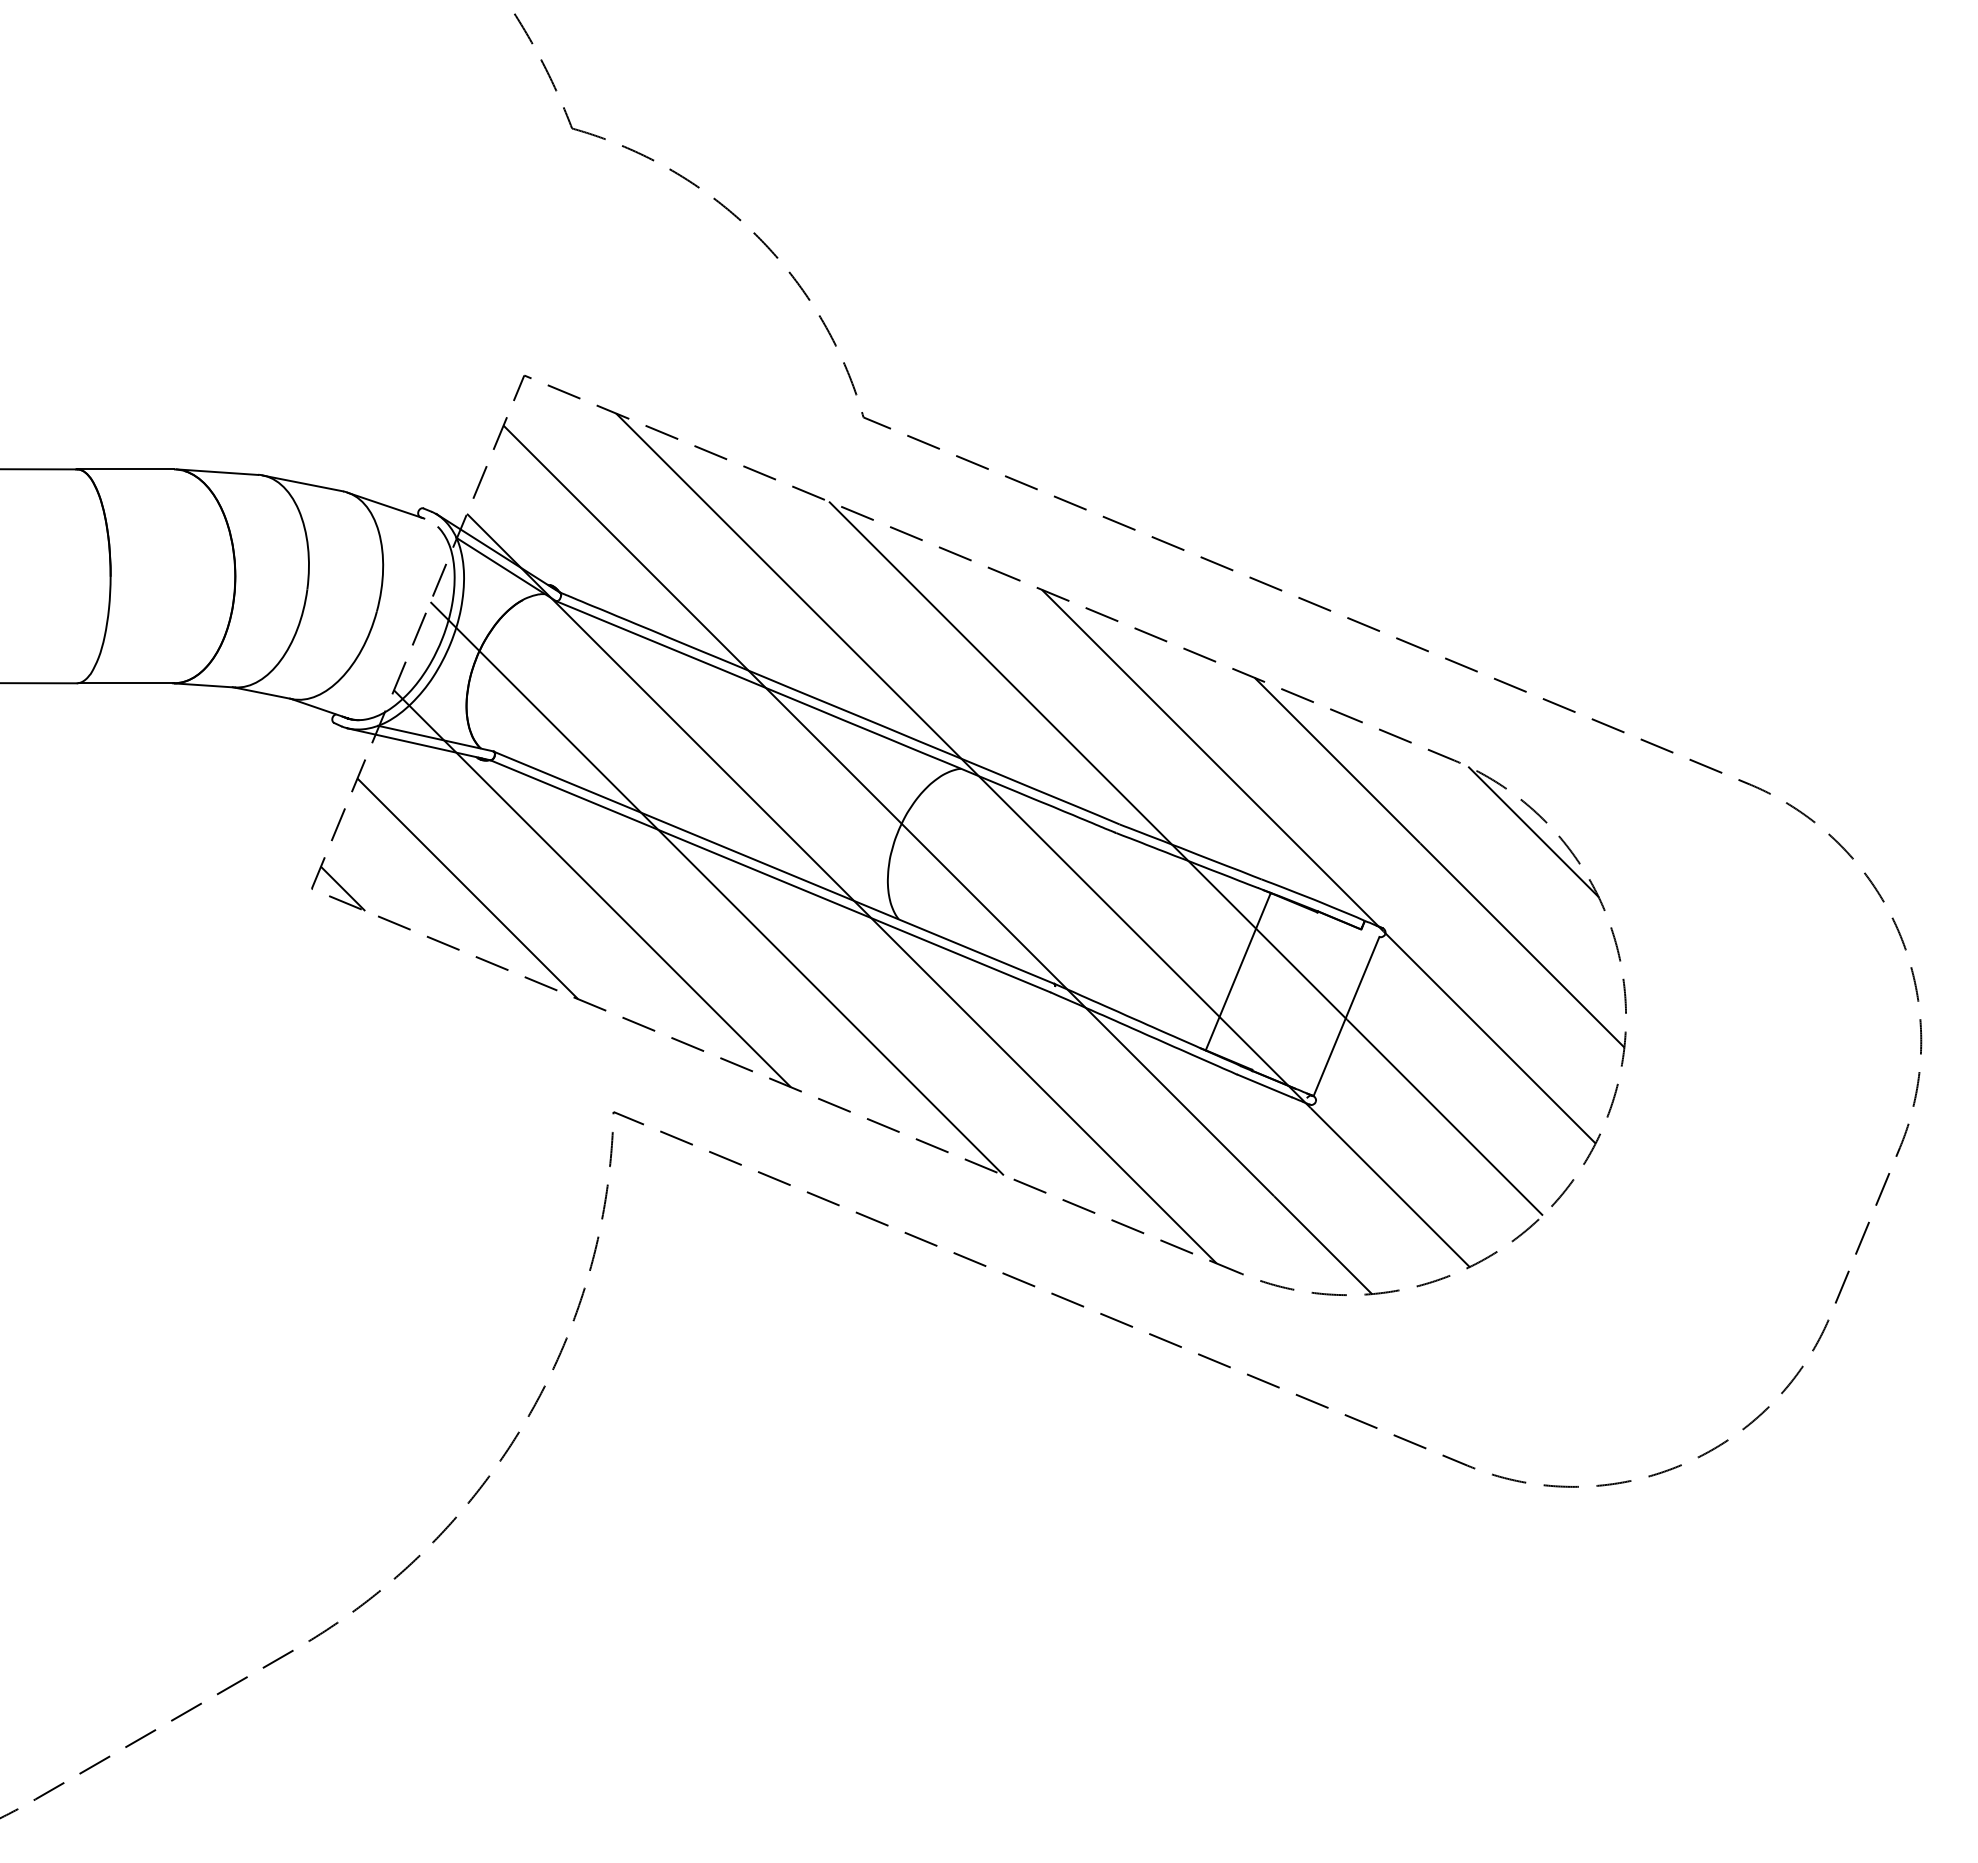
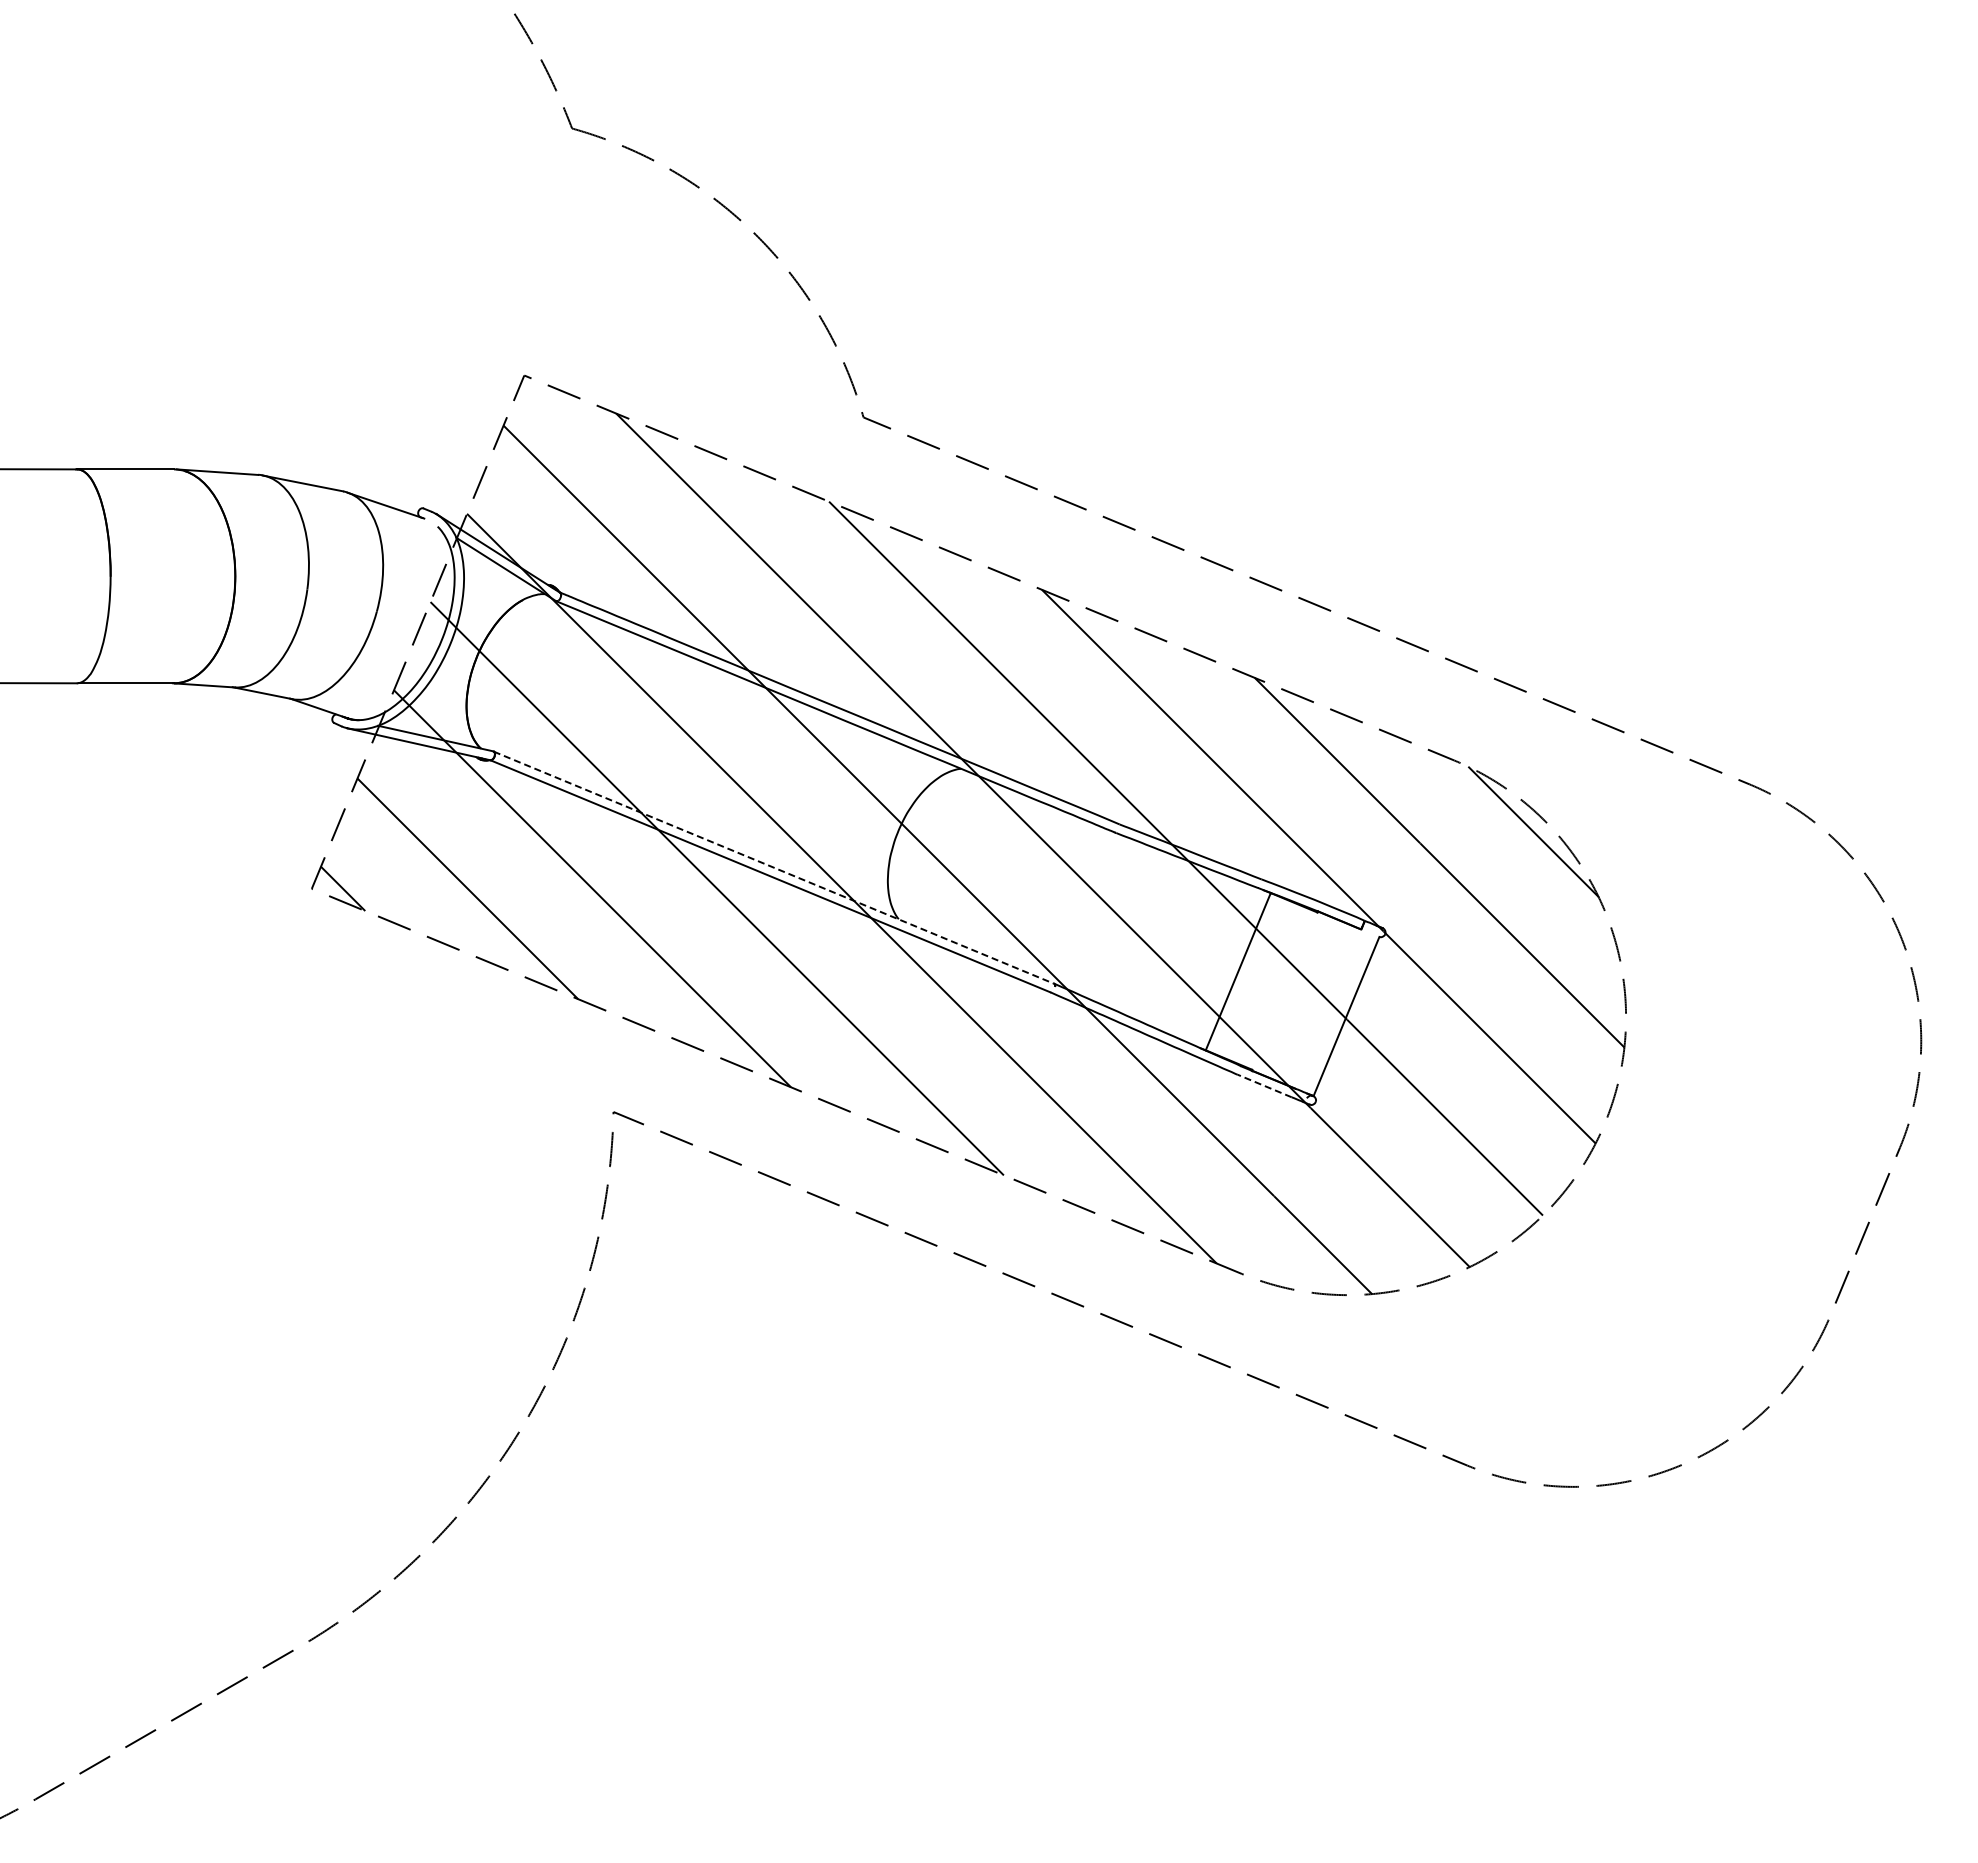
line: solid -> dashed (774, 867)
line: solid -> dashed (1264, 1085)
